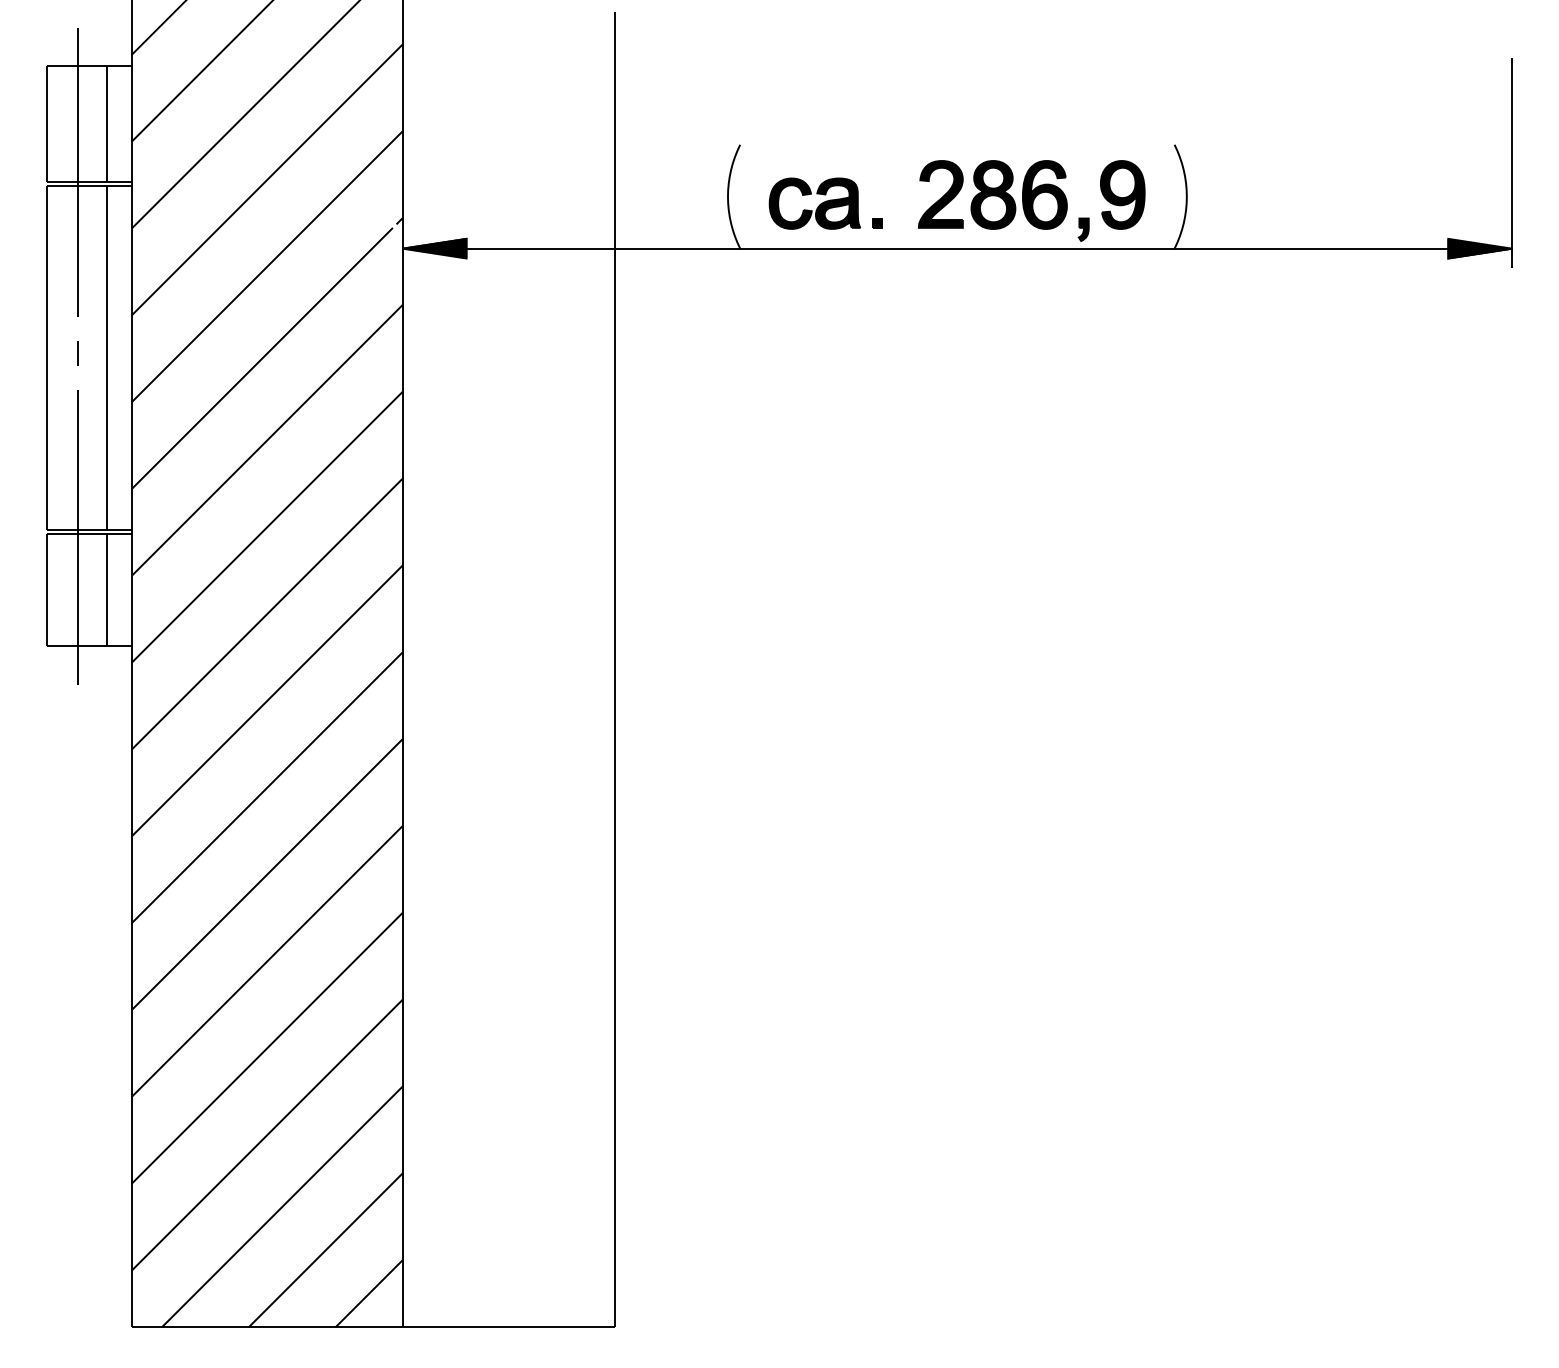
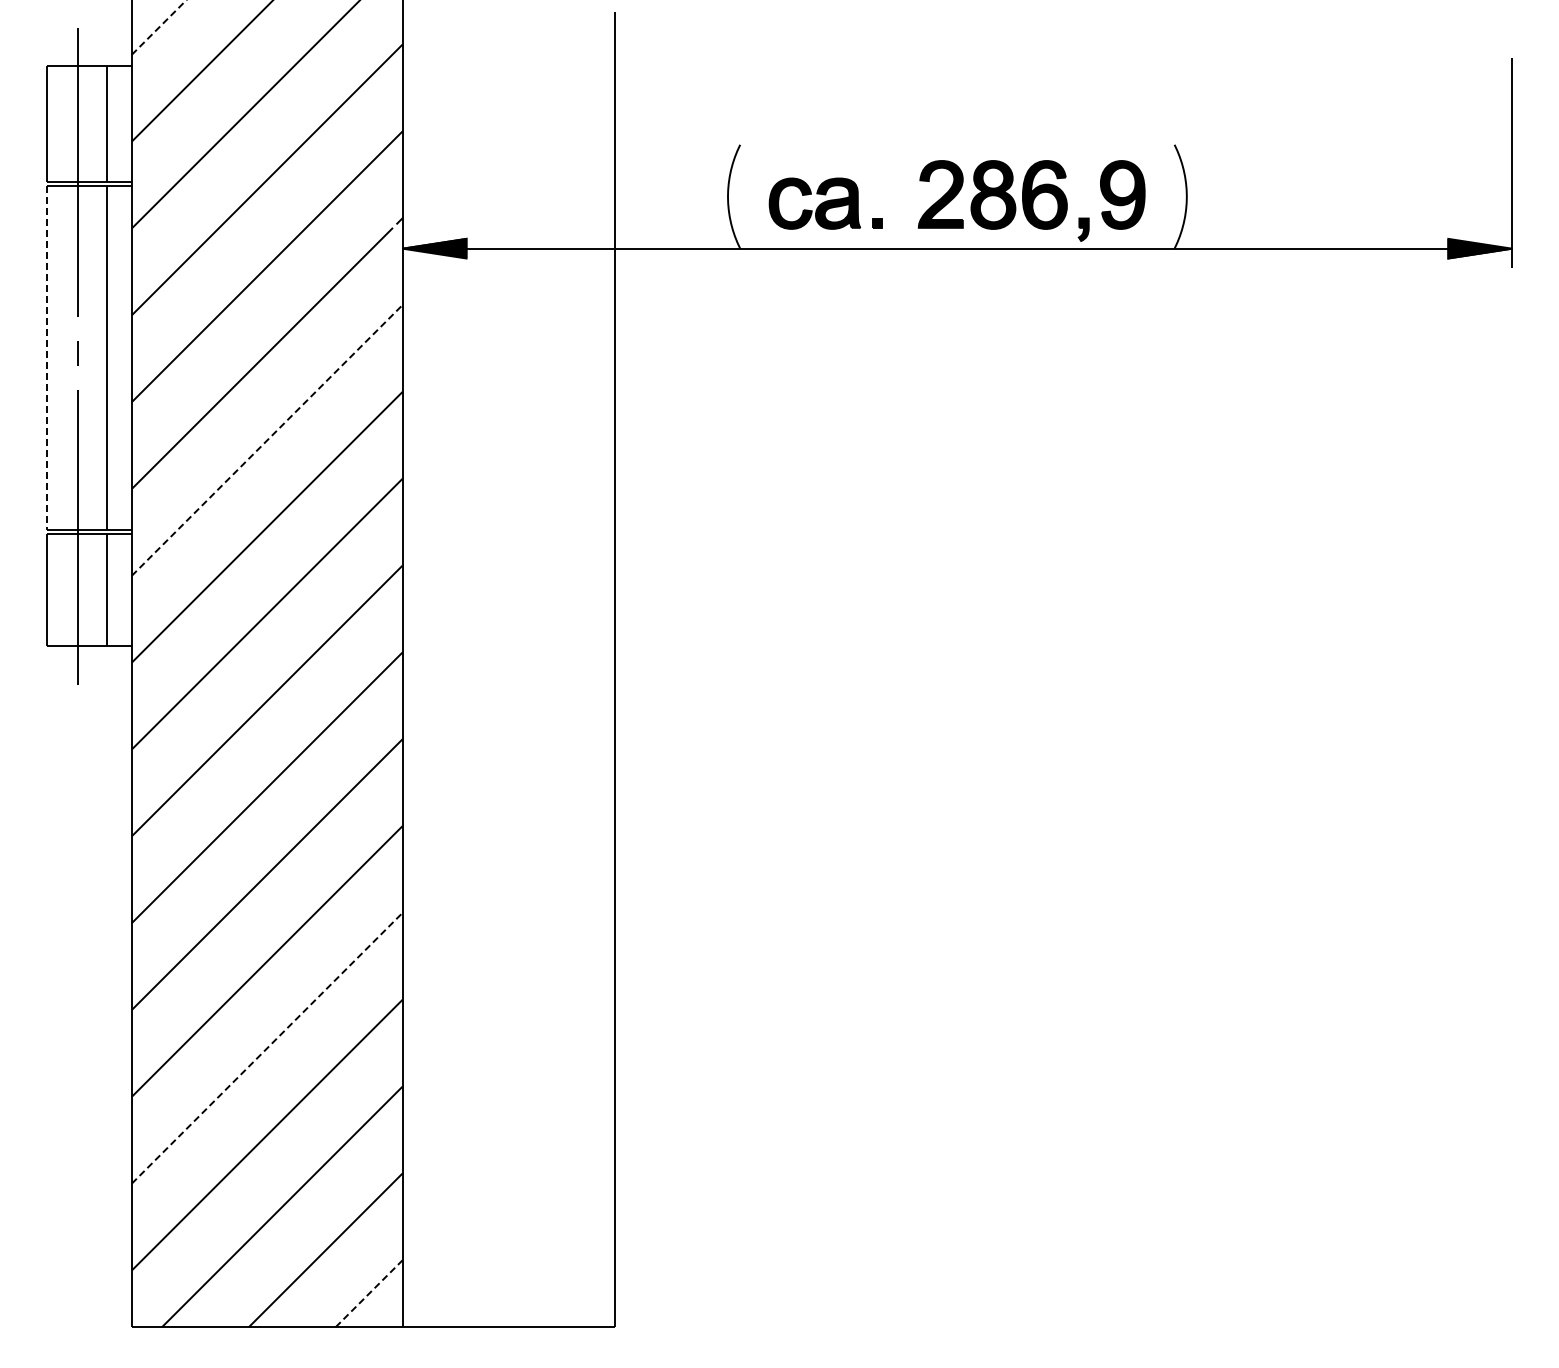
line: solid -> dashed (159, 27)
line: solid -> dashed (46, 358)
line: solid -> dashed (267, 440)
line: solid -> dashed (267, 1047)
line: solid -> dashed (369, 1293)
